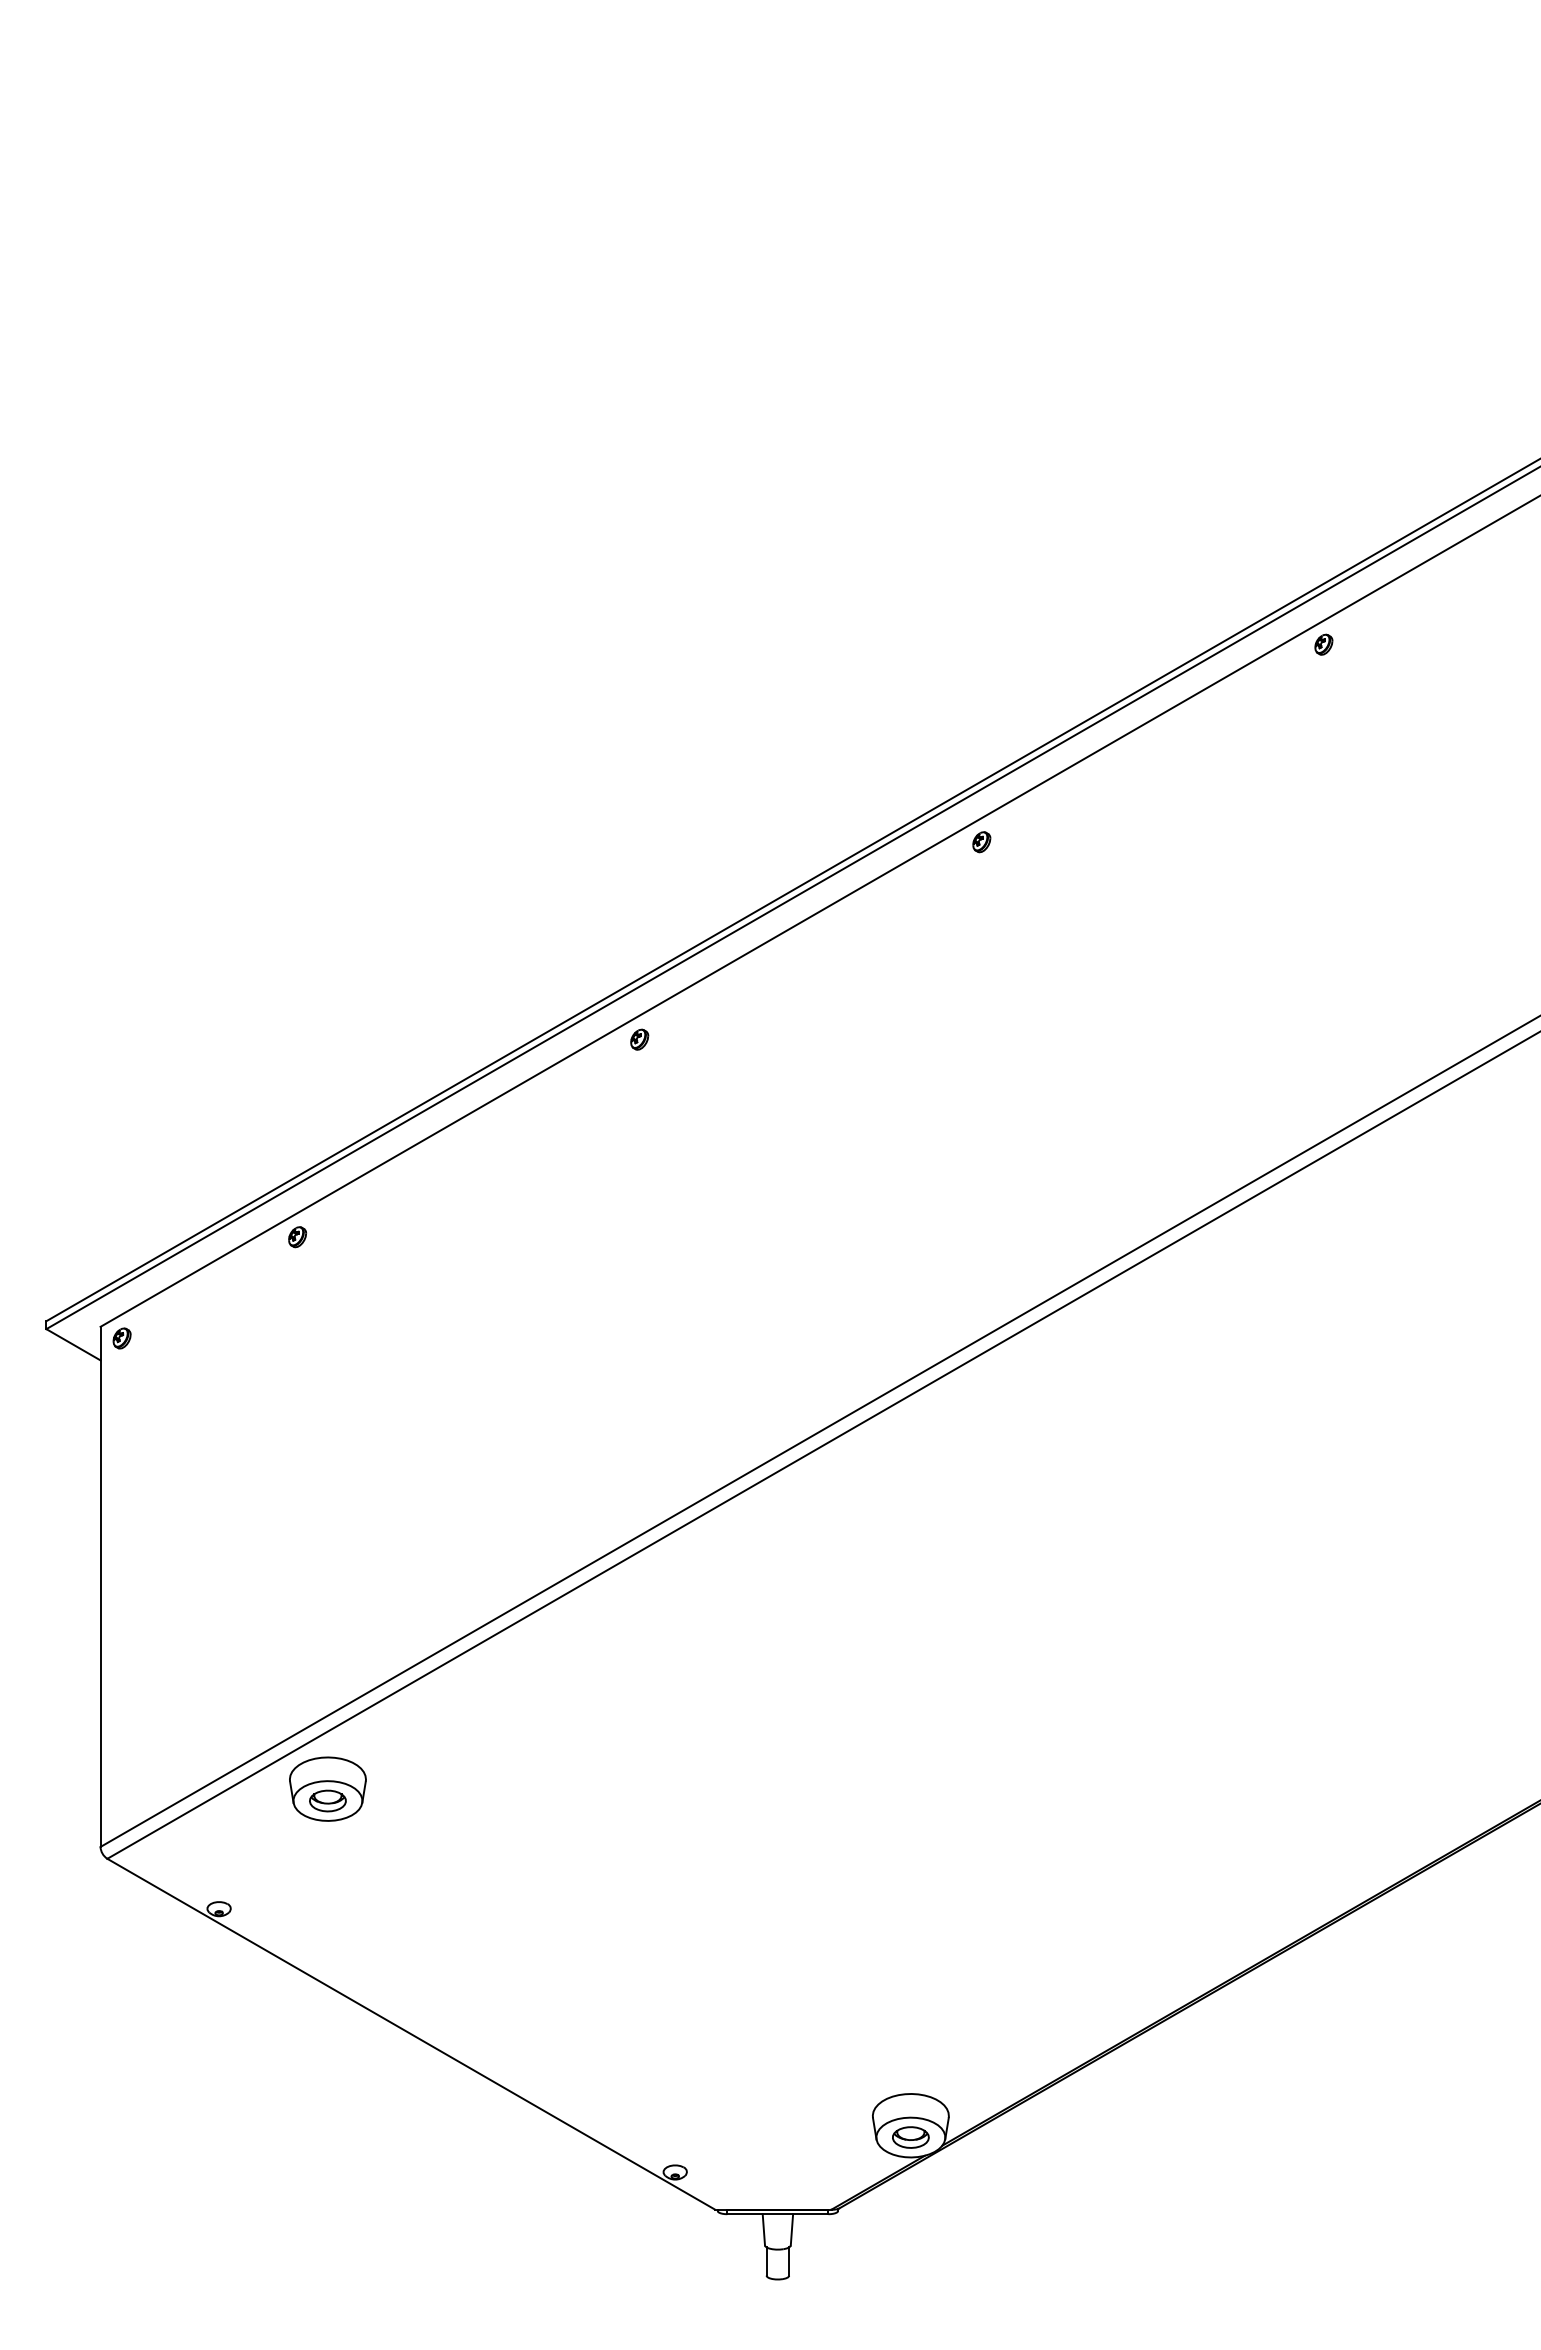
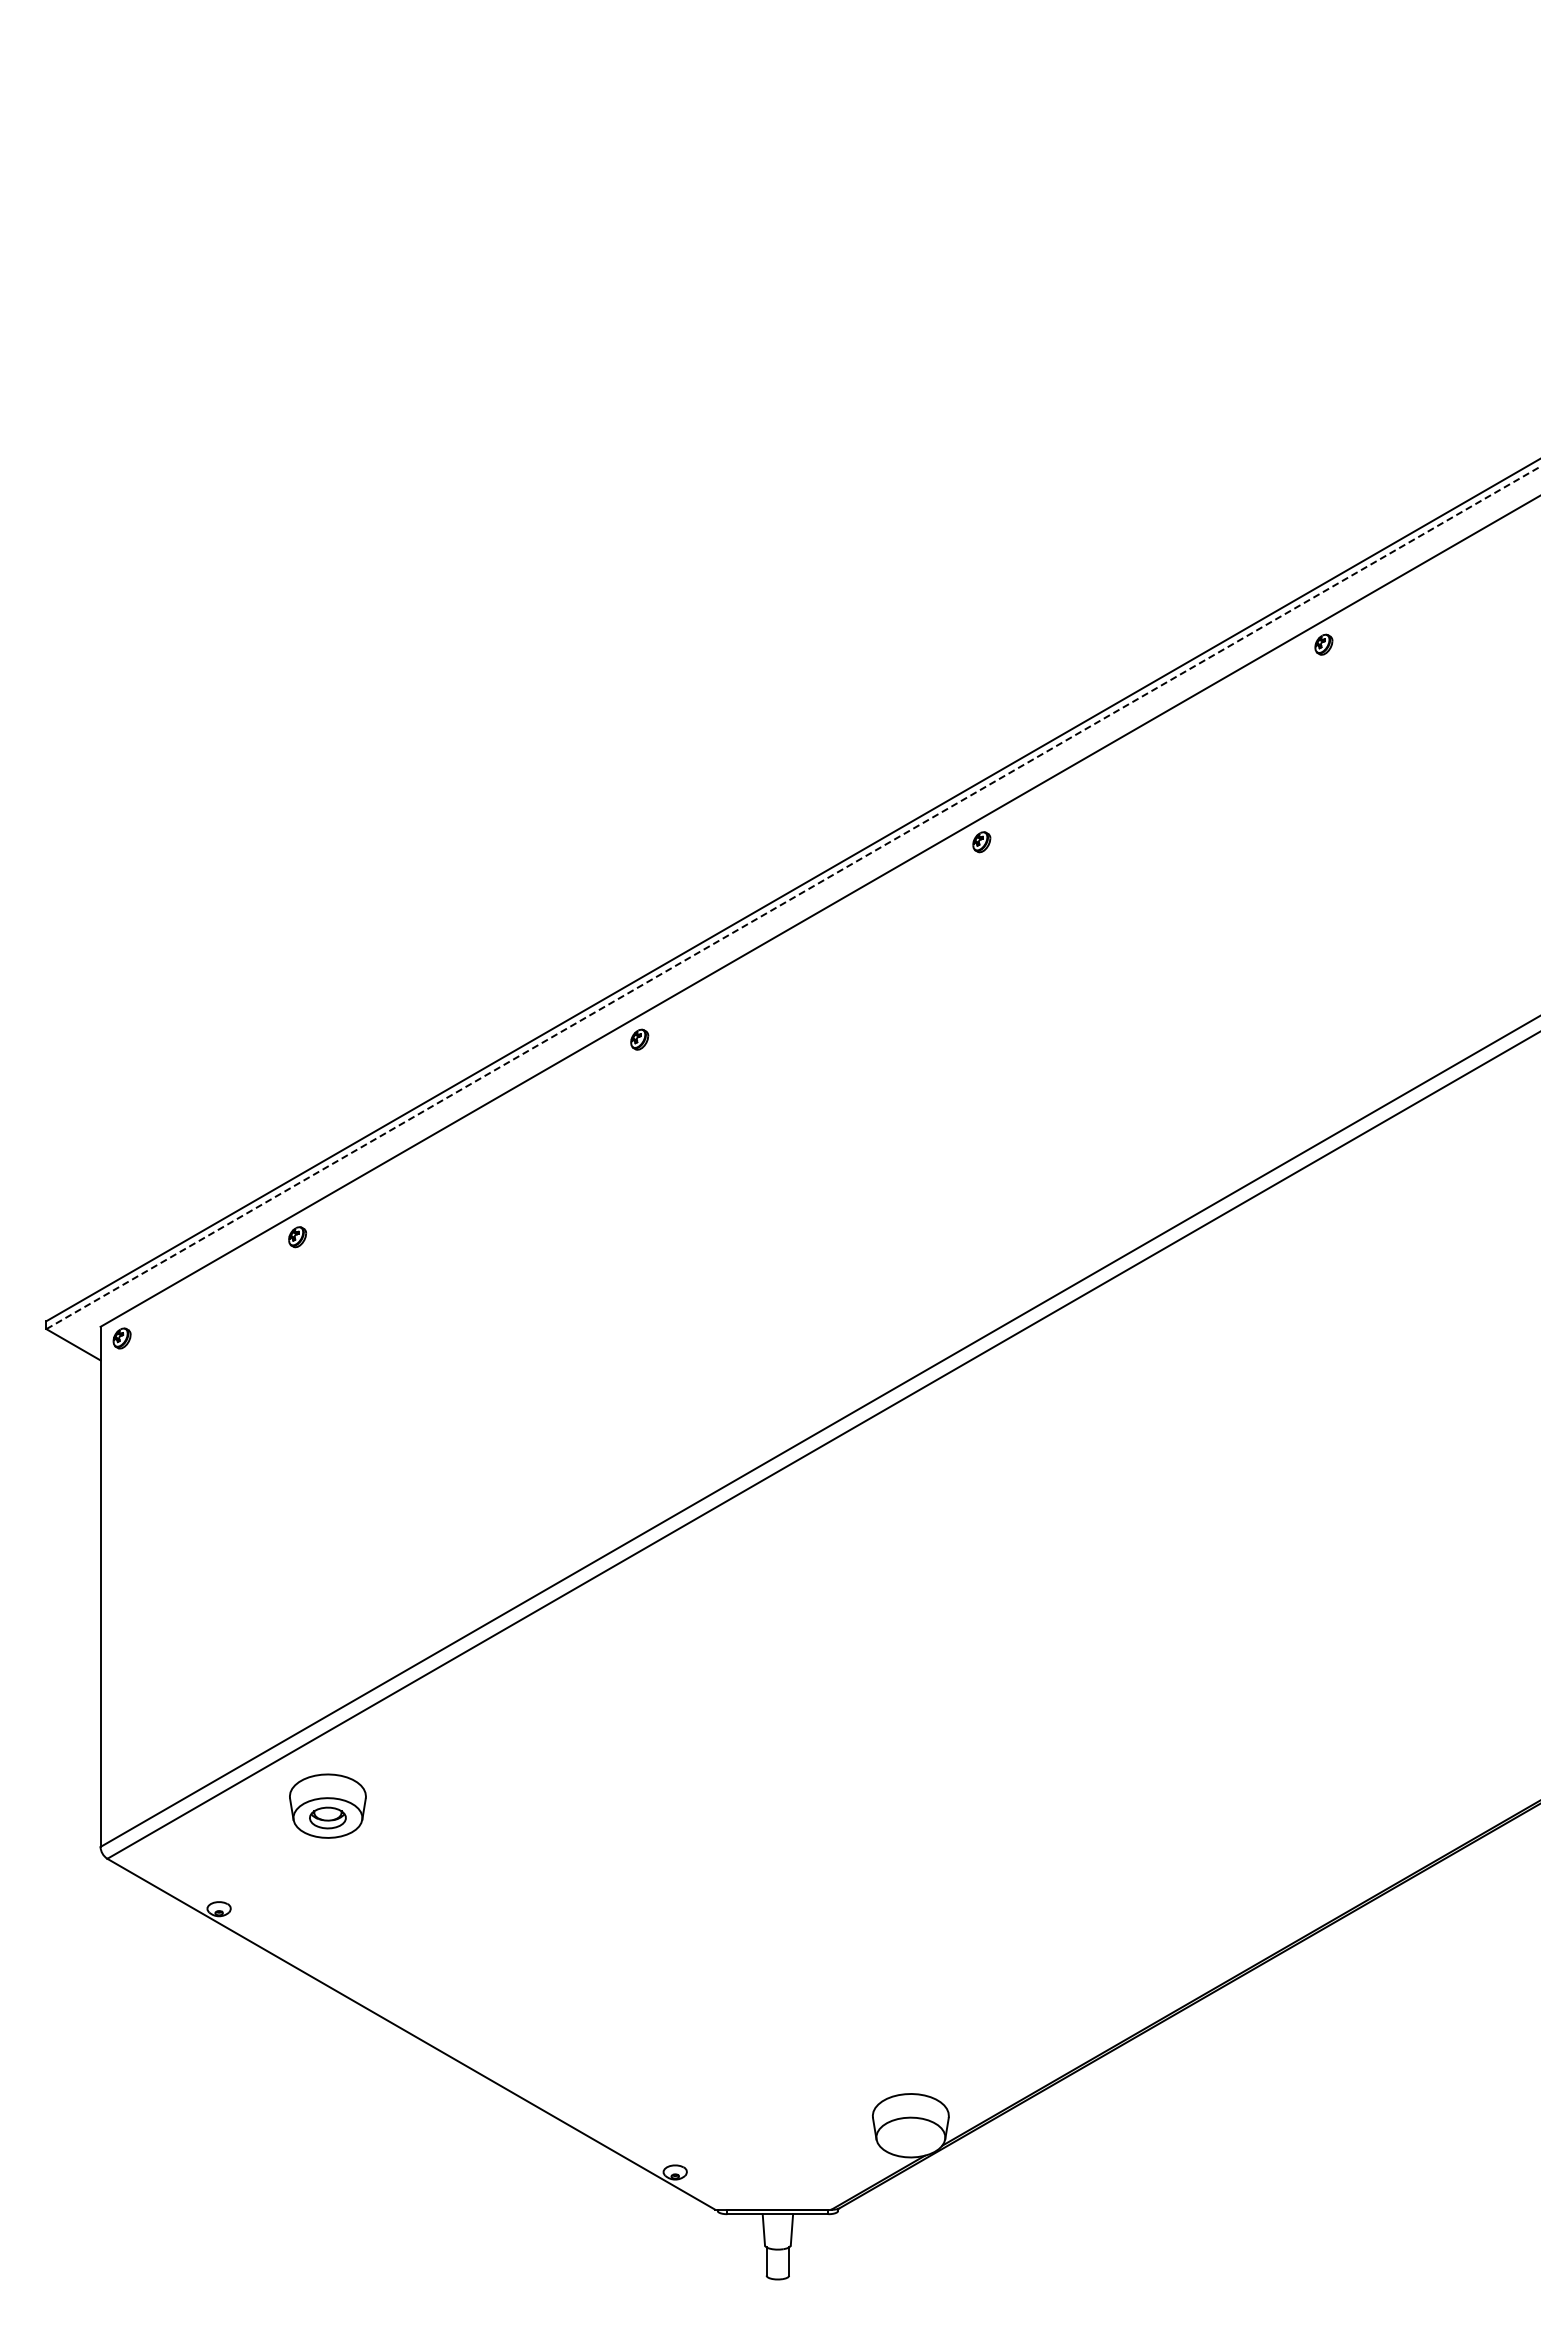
line: solid -> dashed (793, 897)
part position: (327, 1788) -> (327, 1805) (327, 1805)
part: present -> none (910, 2137)
